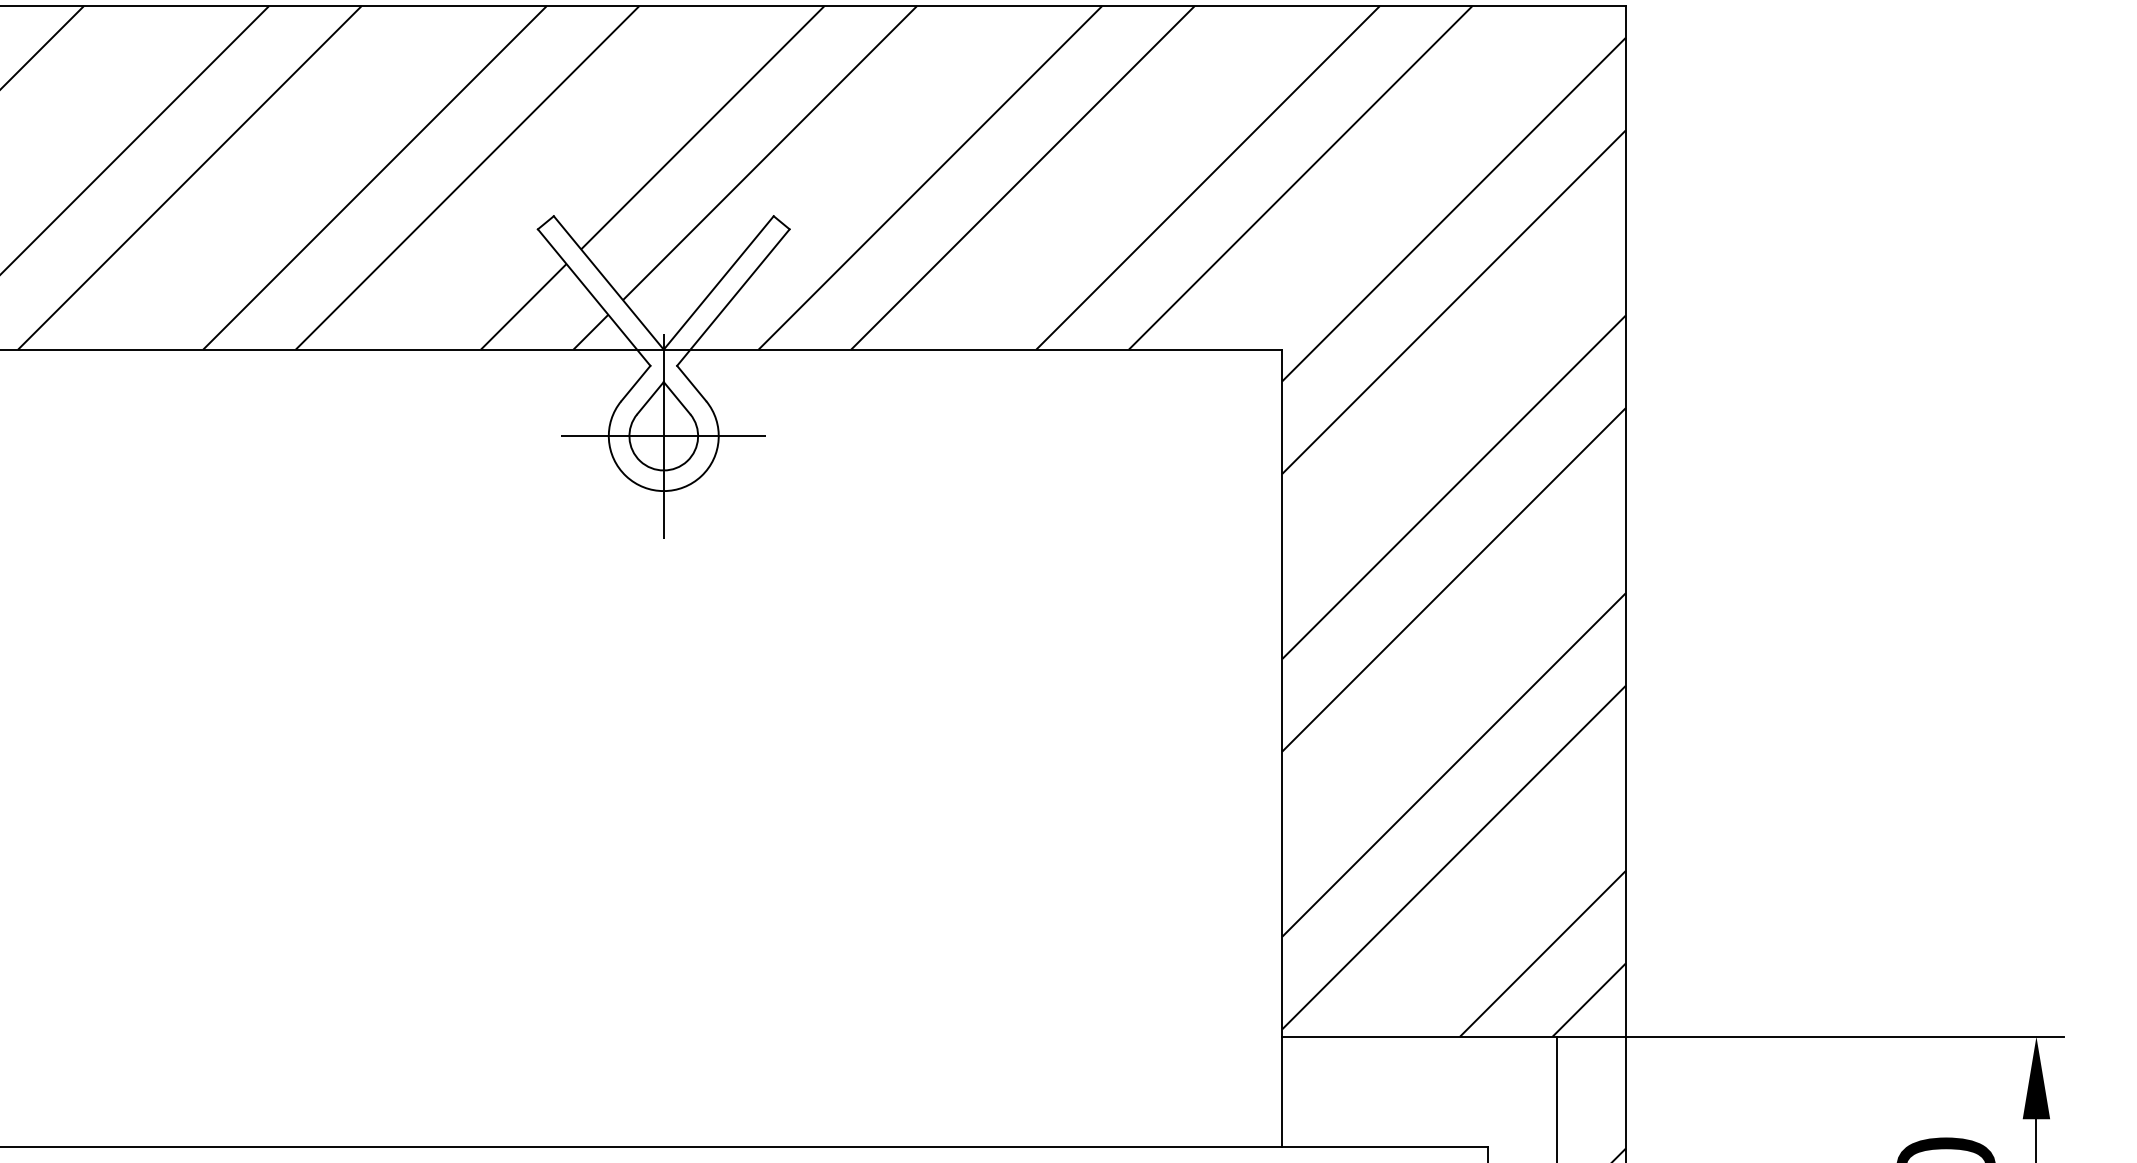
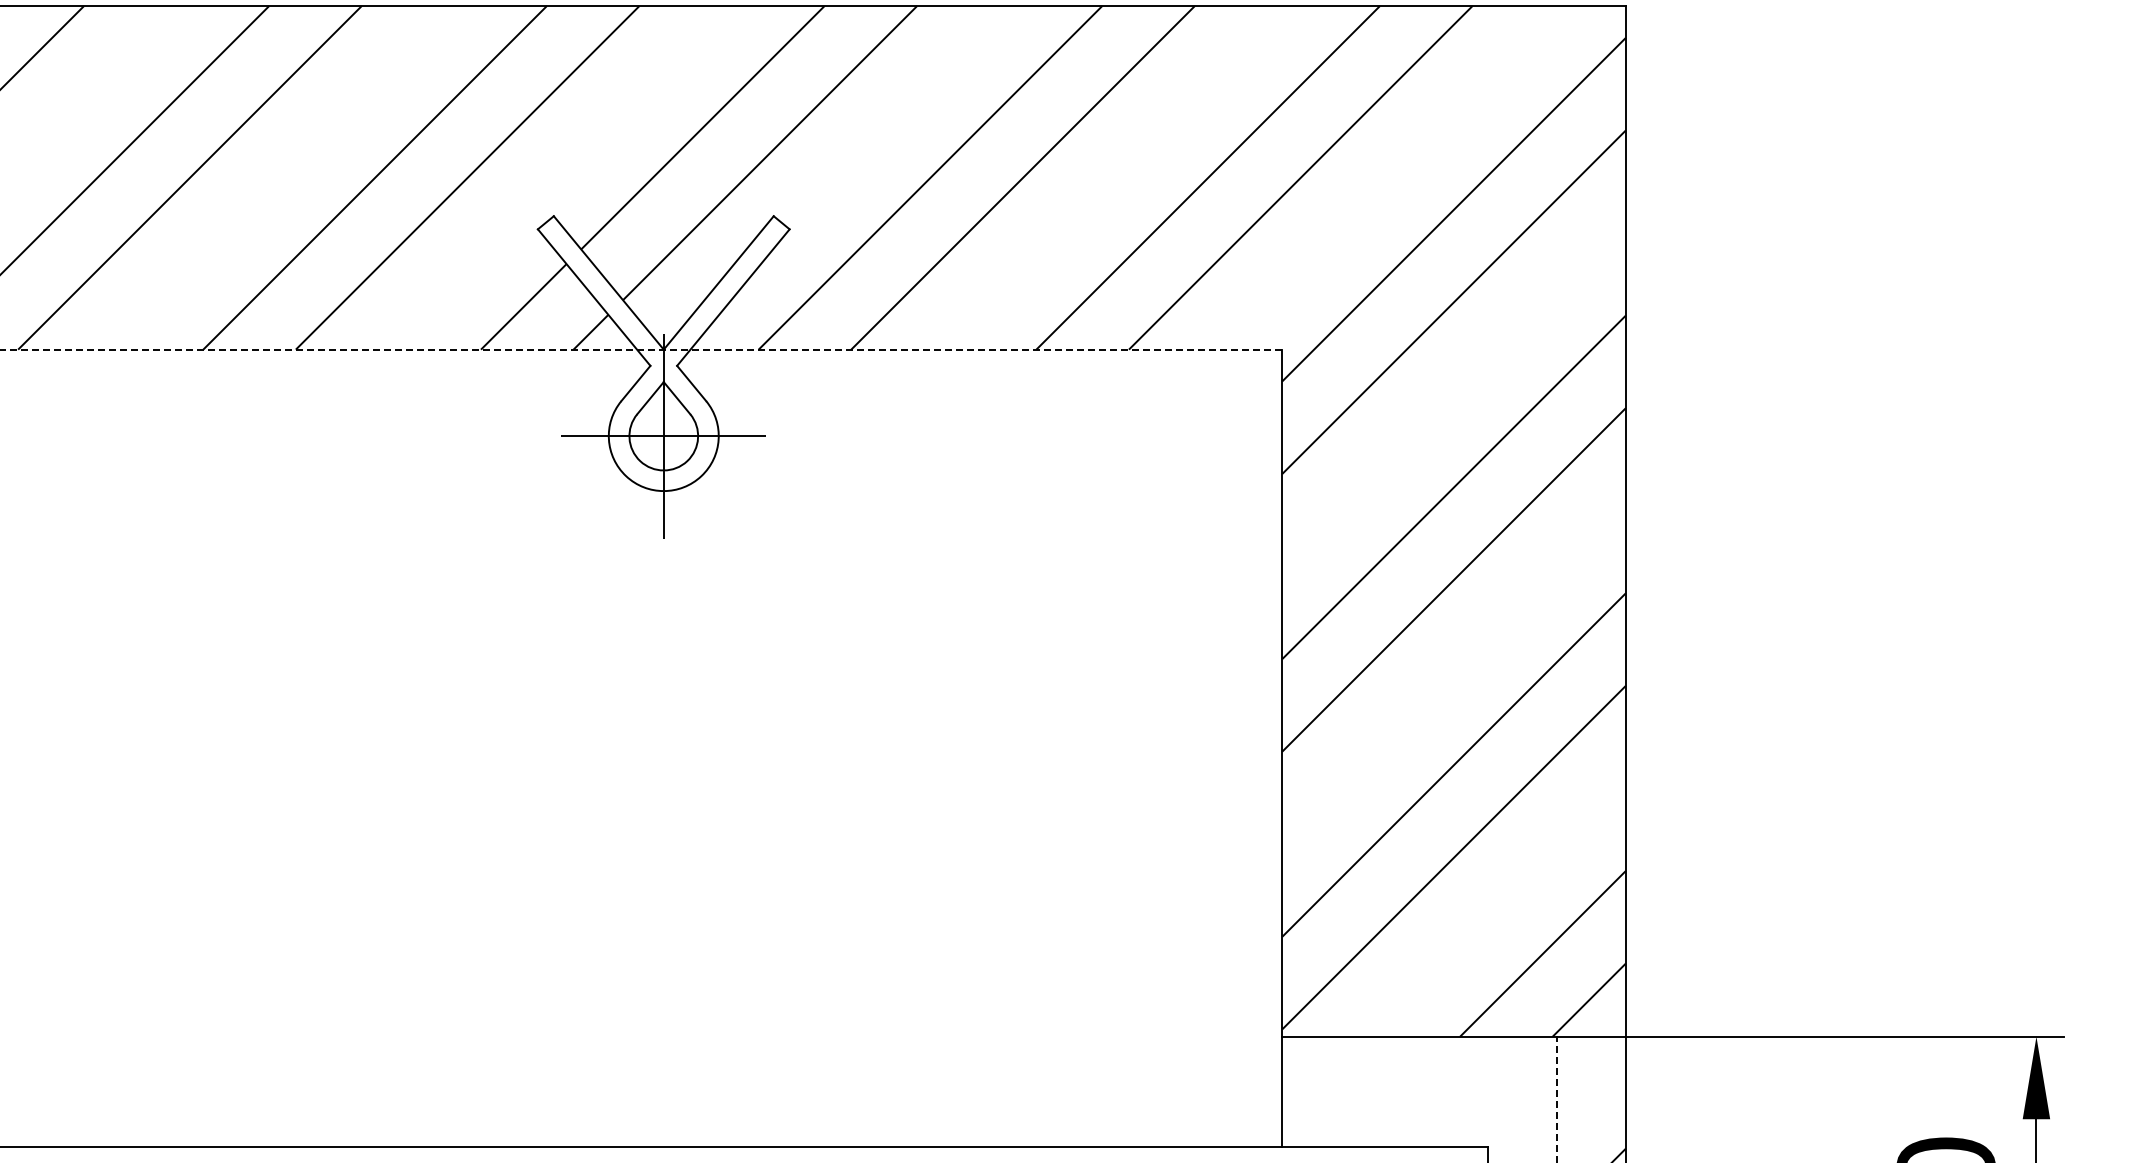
line: solid -> dashed (641, 349)
line: solid -> dashed (1557, 1099)
